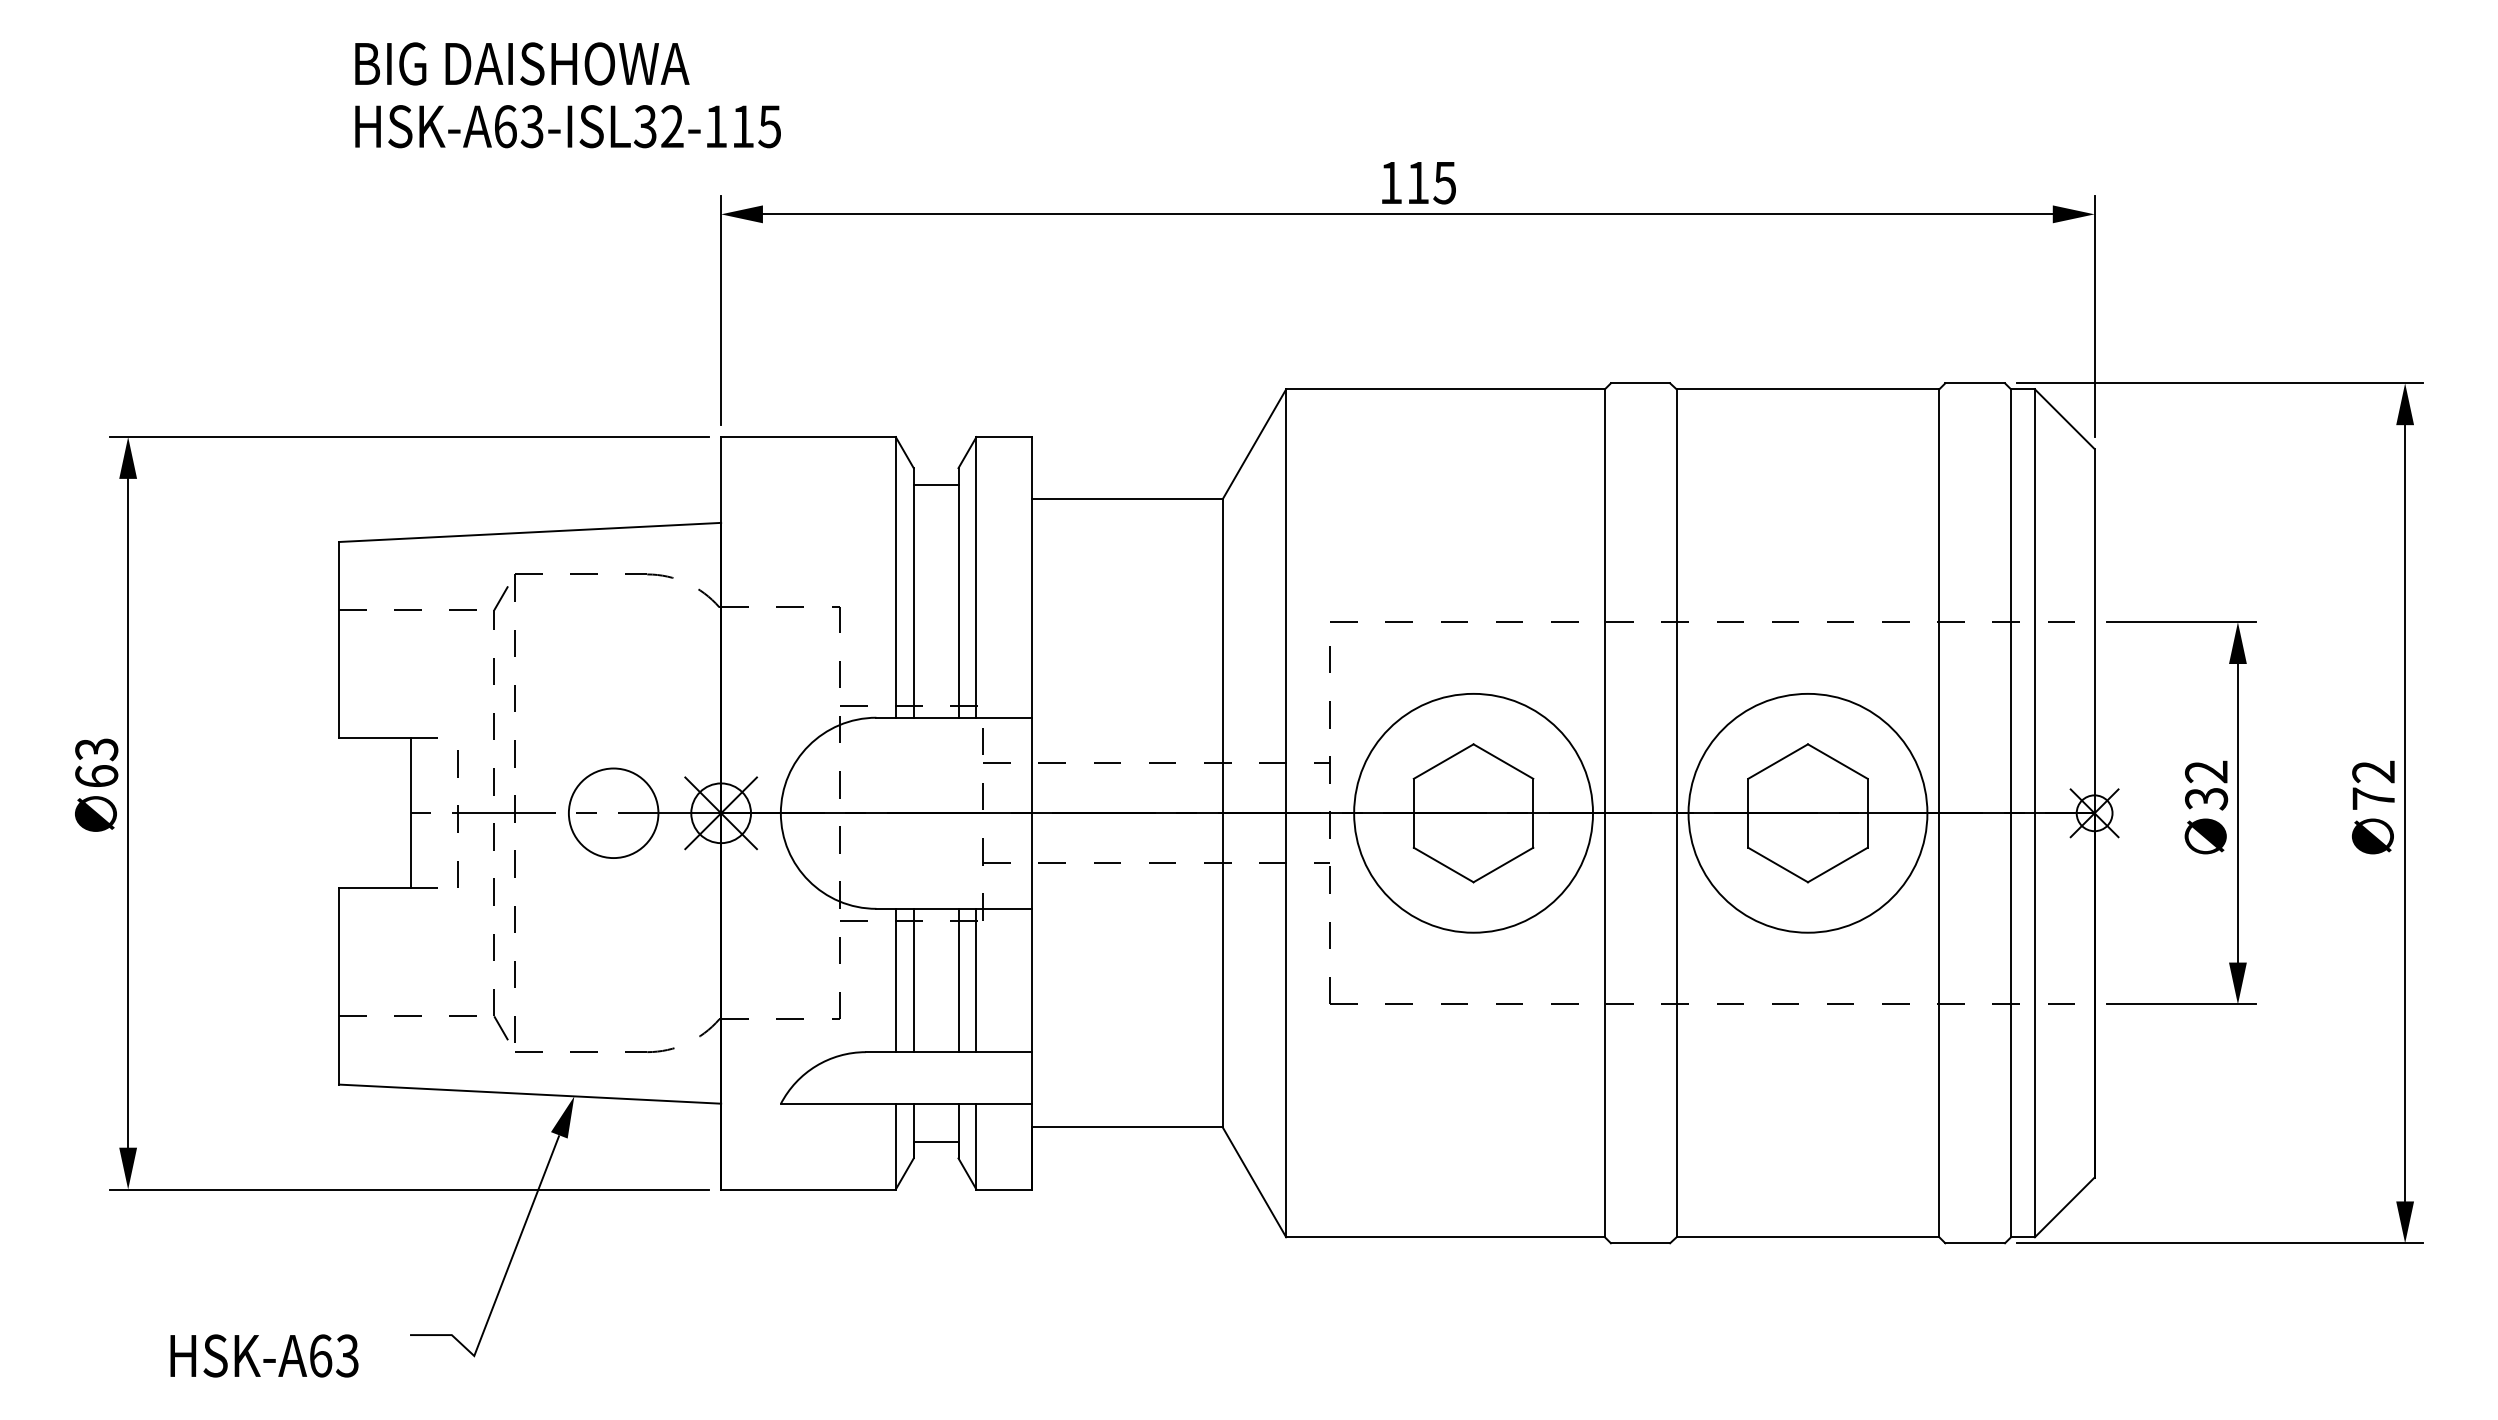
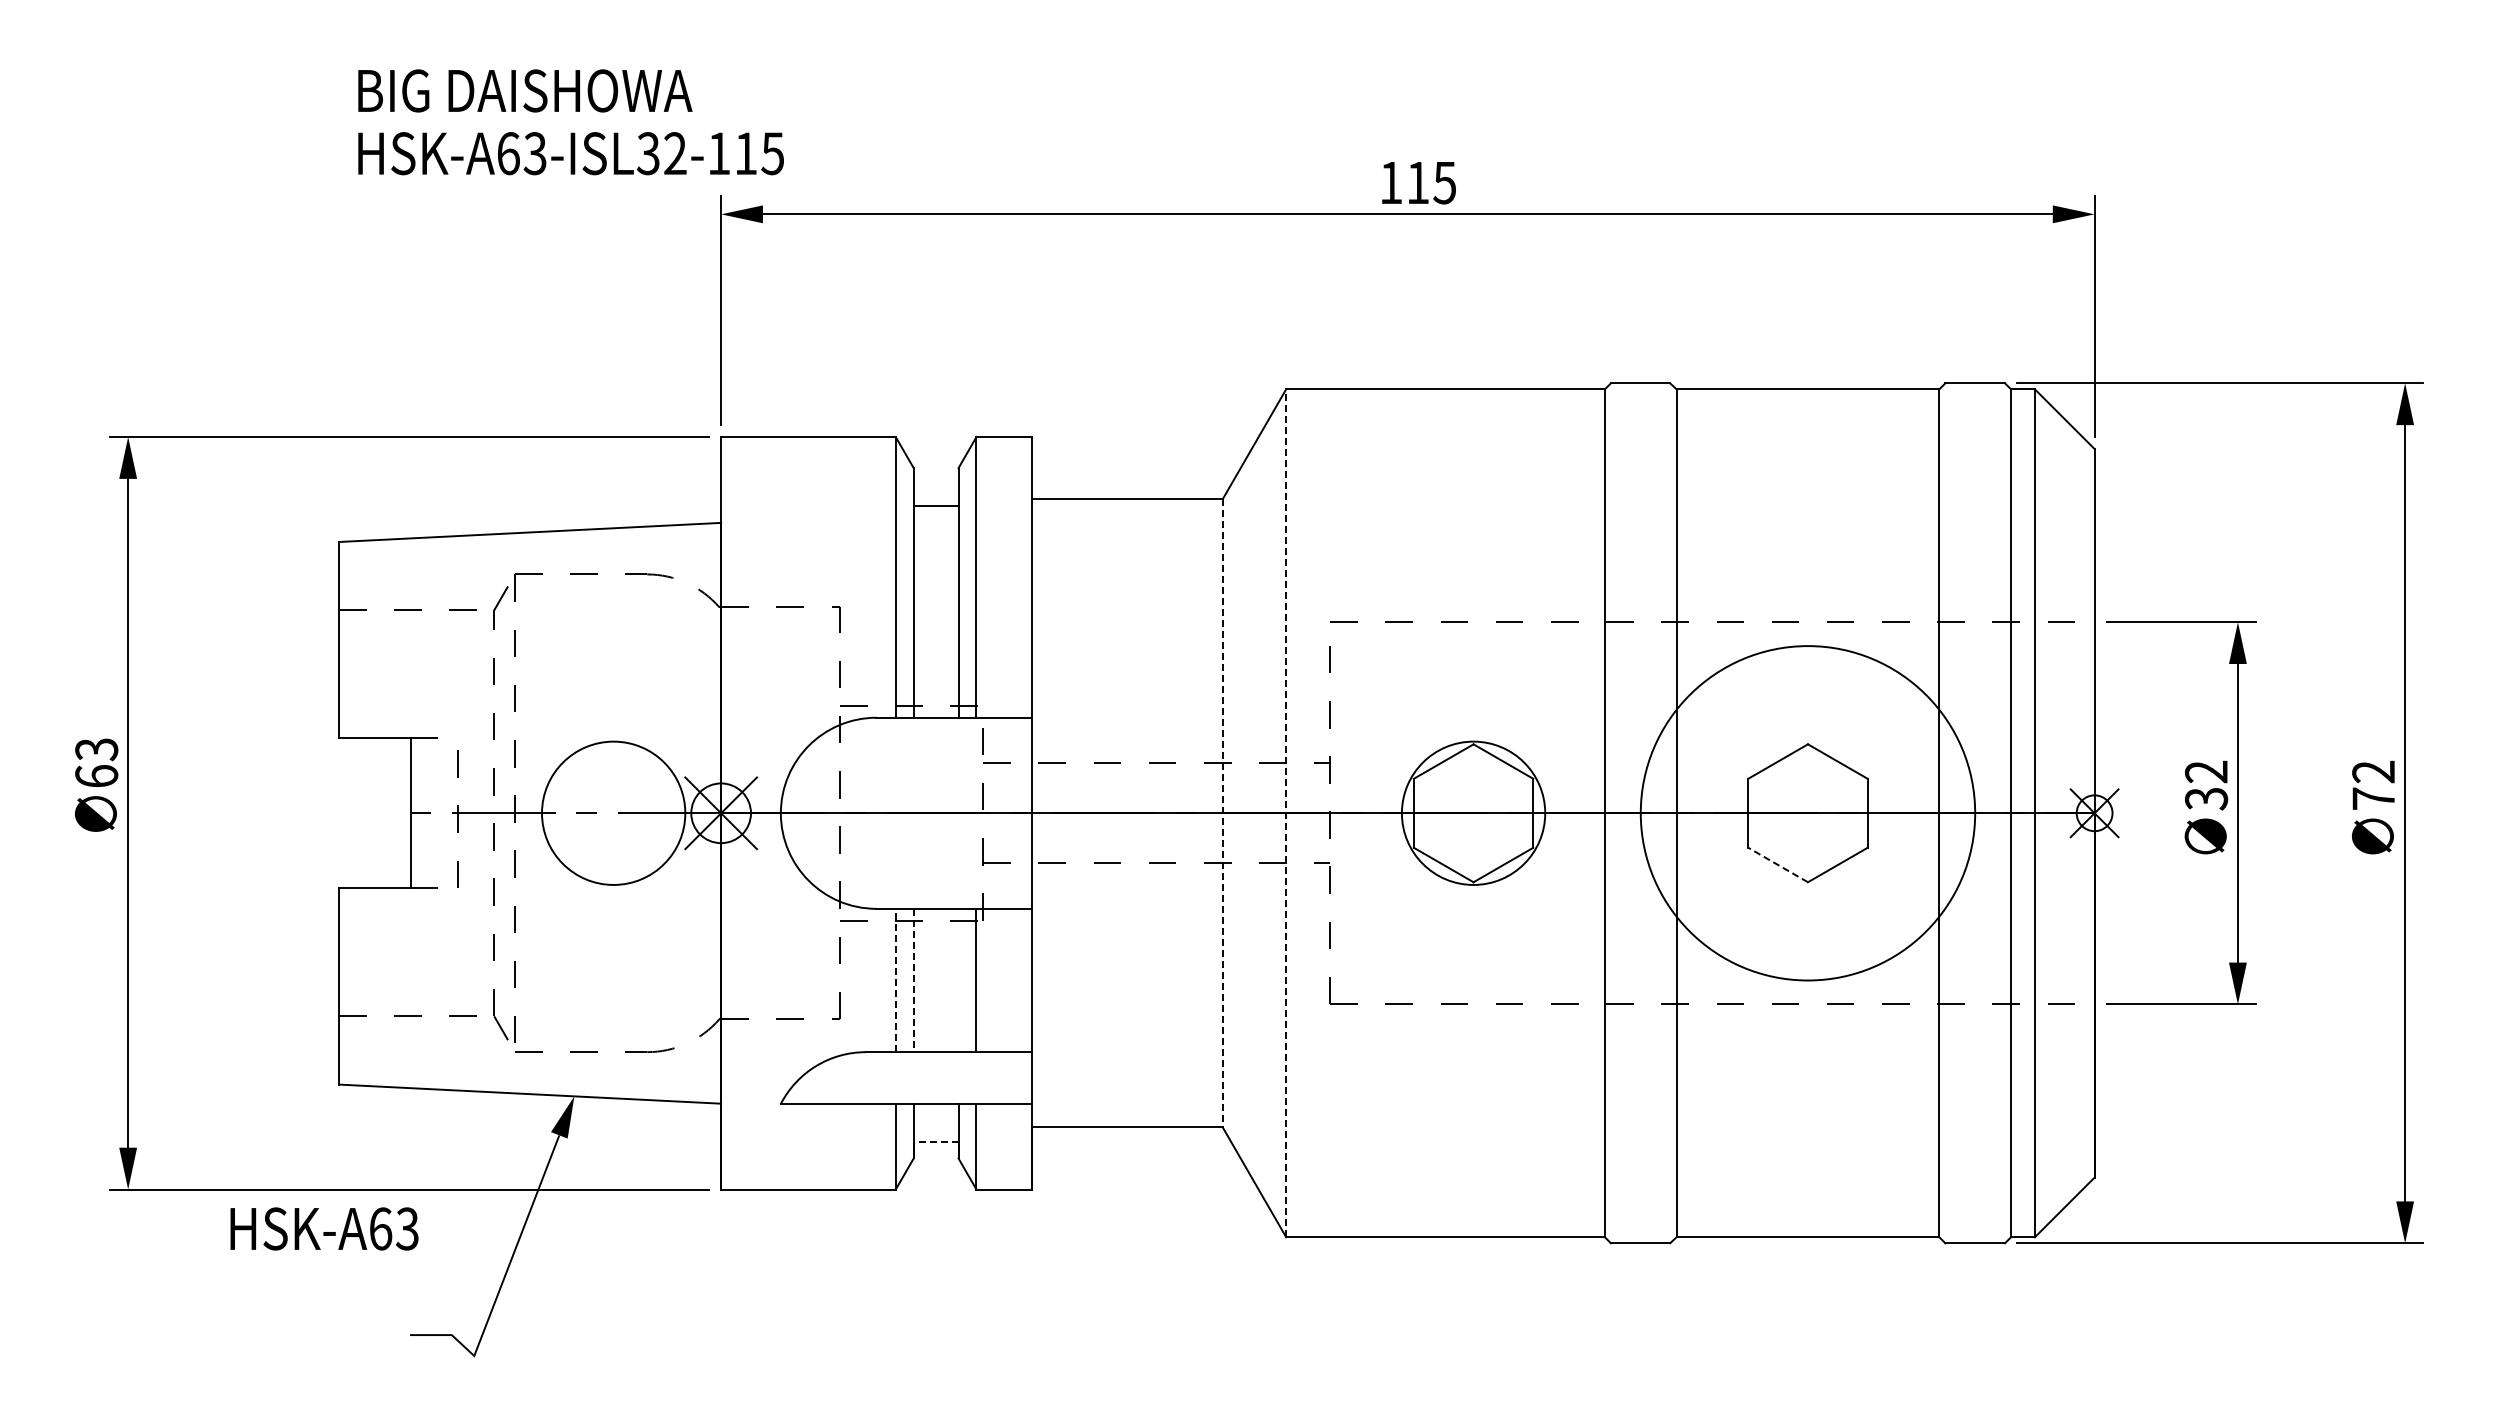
text position: (567, 95) -> (570, 122) (570, 122)
line position: (935, 484) -> (935, 505) (935, 505)
circle diameter: 239 px -> 143 px (1473, 812)
circle diameter: 239 px -> 334 px (1807, 813)
circle diameter: 90 px -> 143 px (613, 812)
line: solid -> dashed (1222, 813)
line: solid -> dashed (1286, 813)
line: solid -> dashed (1777, 864)
line: solid -> dashed (895, 980)
line: solid -> dashed (913, 980)
line: present -> none (958, 980)
line: solid -> dashed (935, 1141)
text position: (264, 1355) -> (324, 1228) (324, 1228)
